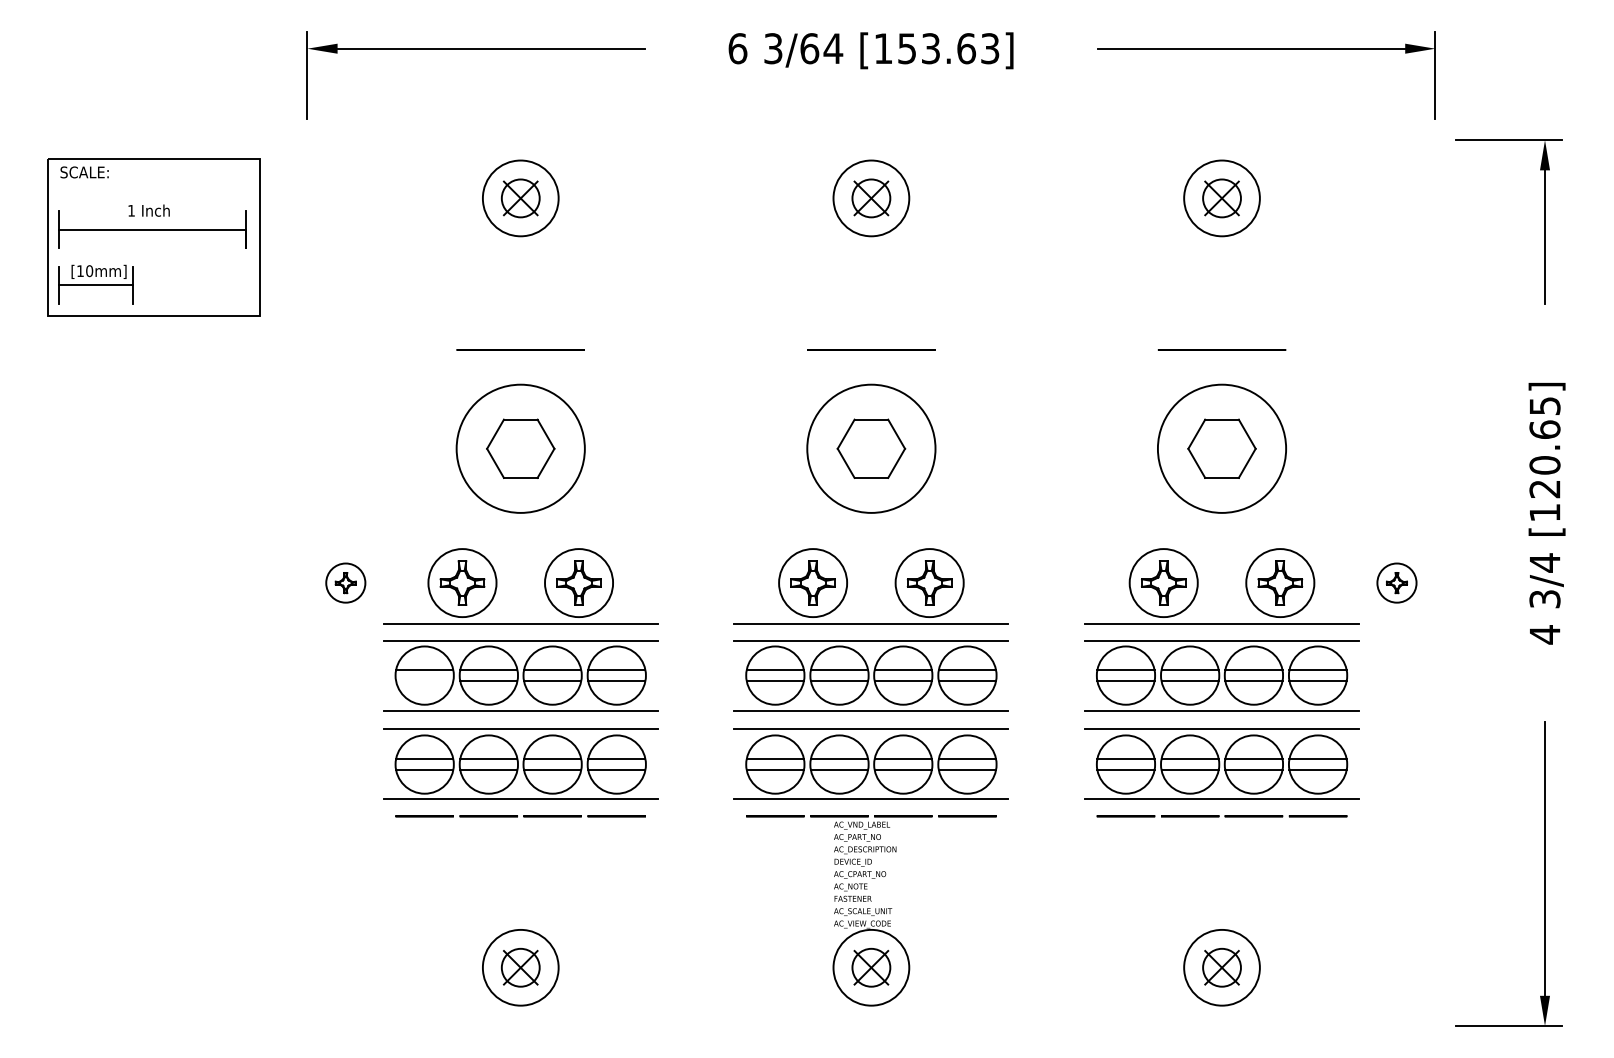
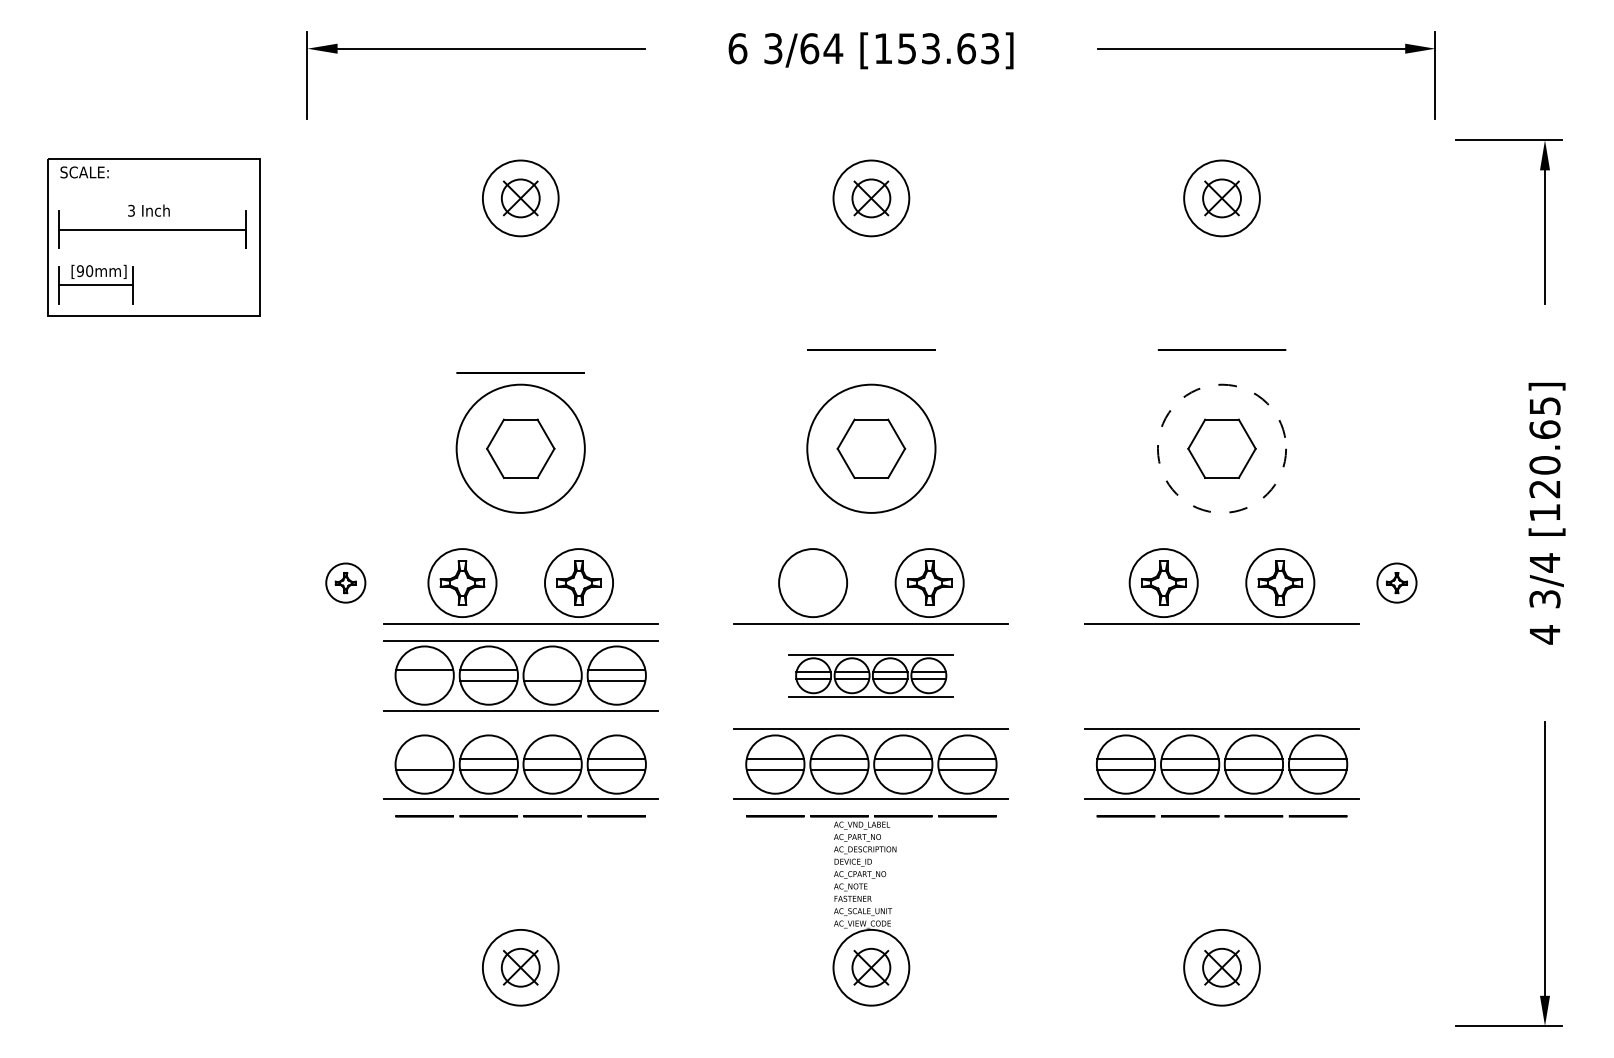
text: 1 -> 3 (131, 210)
text: [10mm] -> [90mm] (79, 271)
circle position: (520, 349) -> (520, 372) (520, 372)
circle: solid -> dashed (1221, 448)
part: present -> none (812, 582)
line: present -> none (552, 670)
part size: 276x72 px -> 166x44 px (870, 675)
part: present -> none (1221, 675)
line: present -> none (520, 728)
line: present -> none (424, 758)
